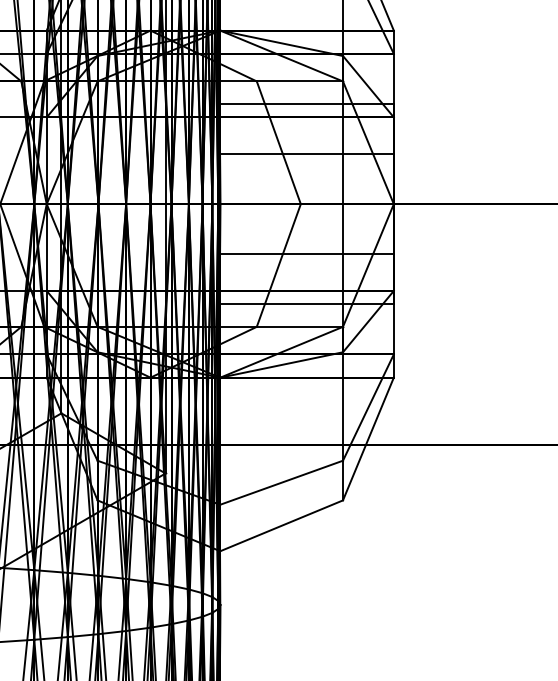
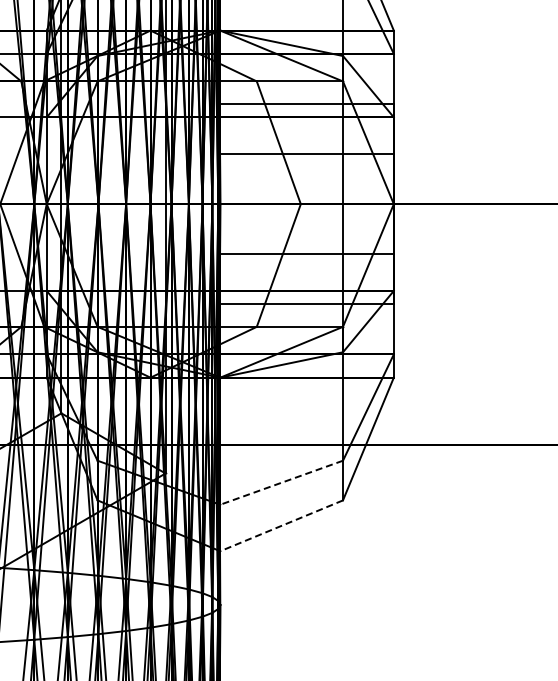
line: solid -> dashed (281, 482)
line: solid -> dashed (281, 526)
